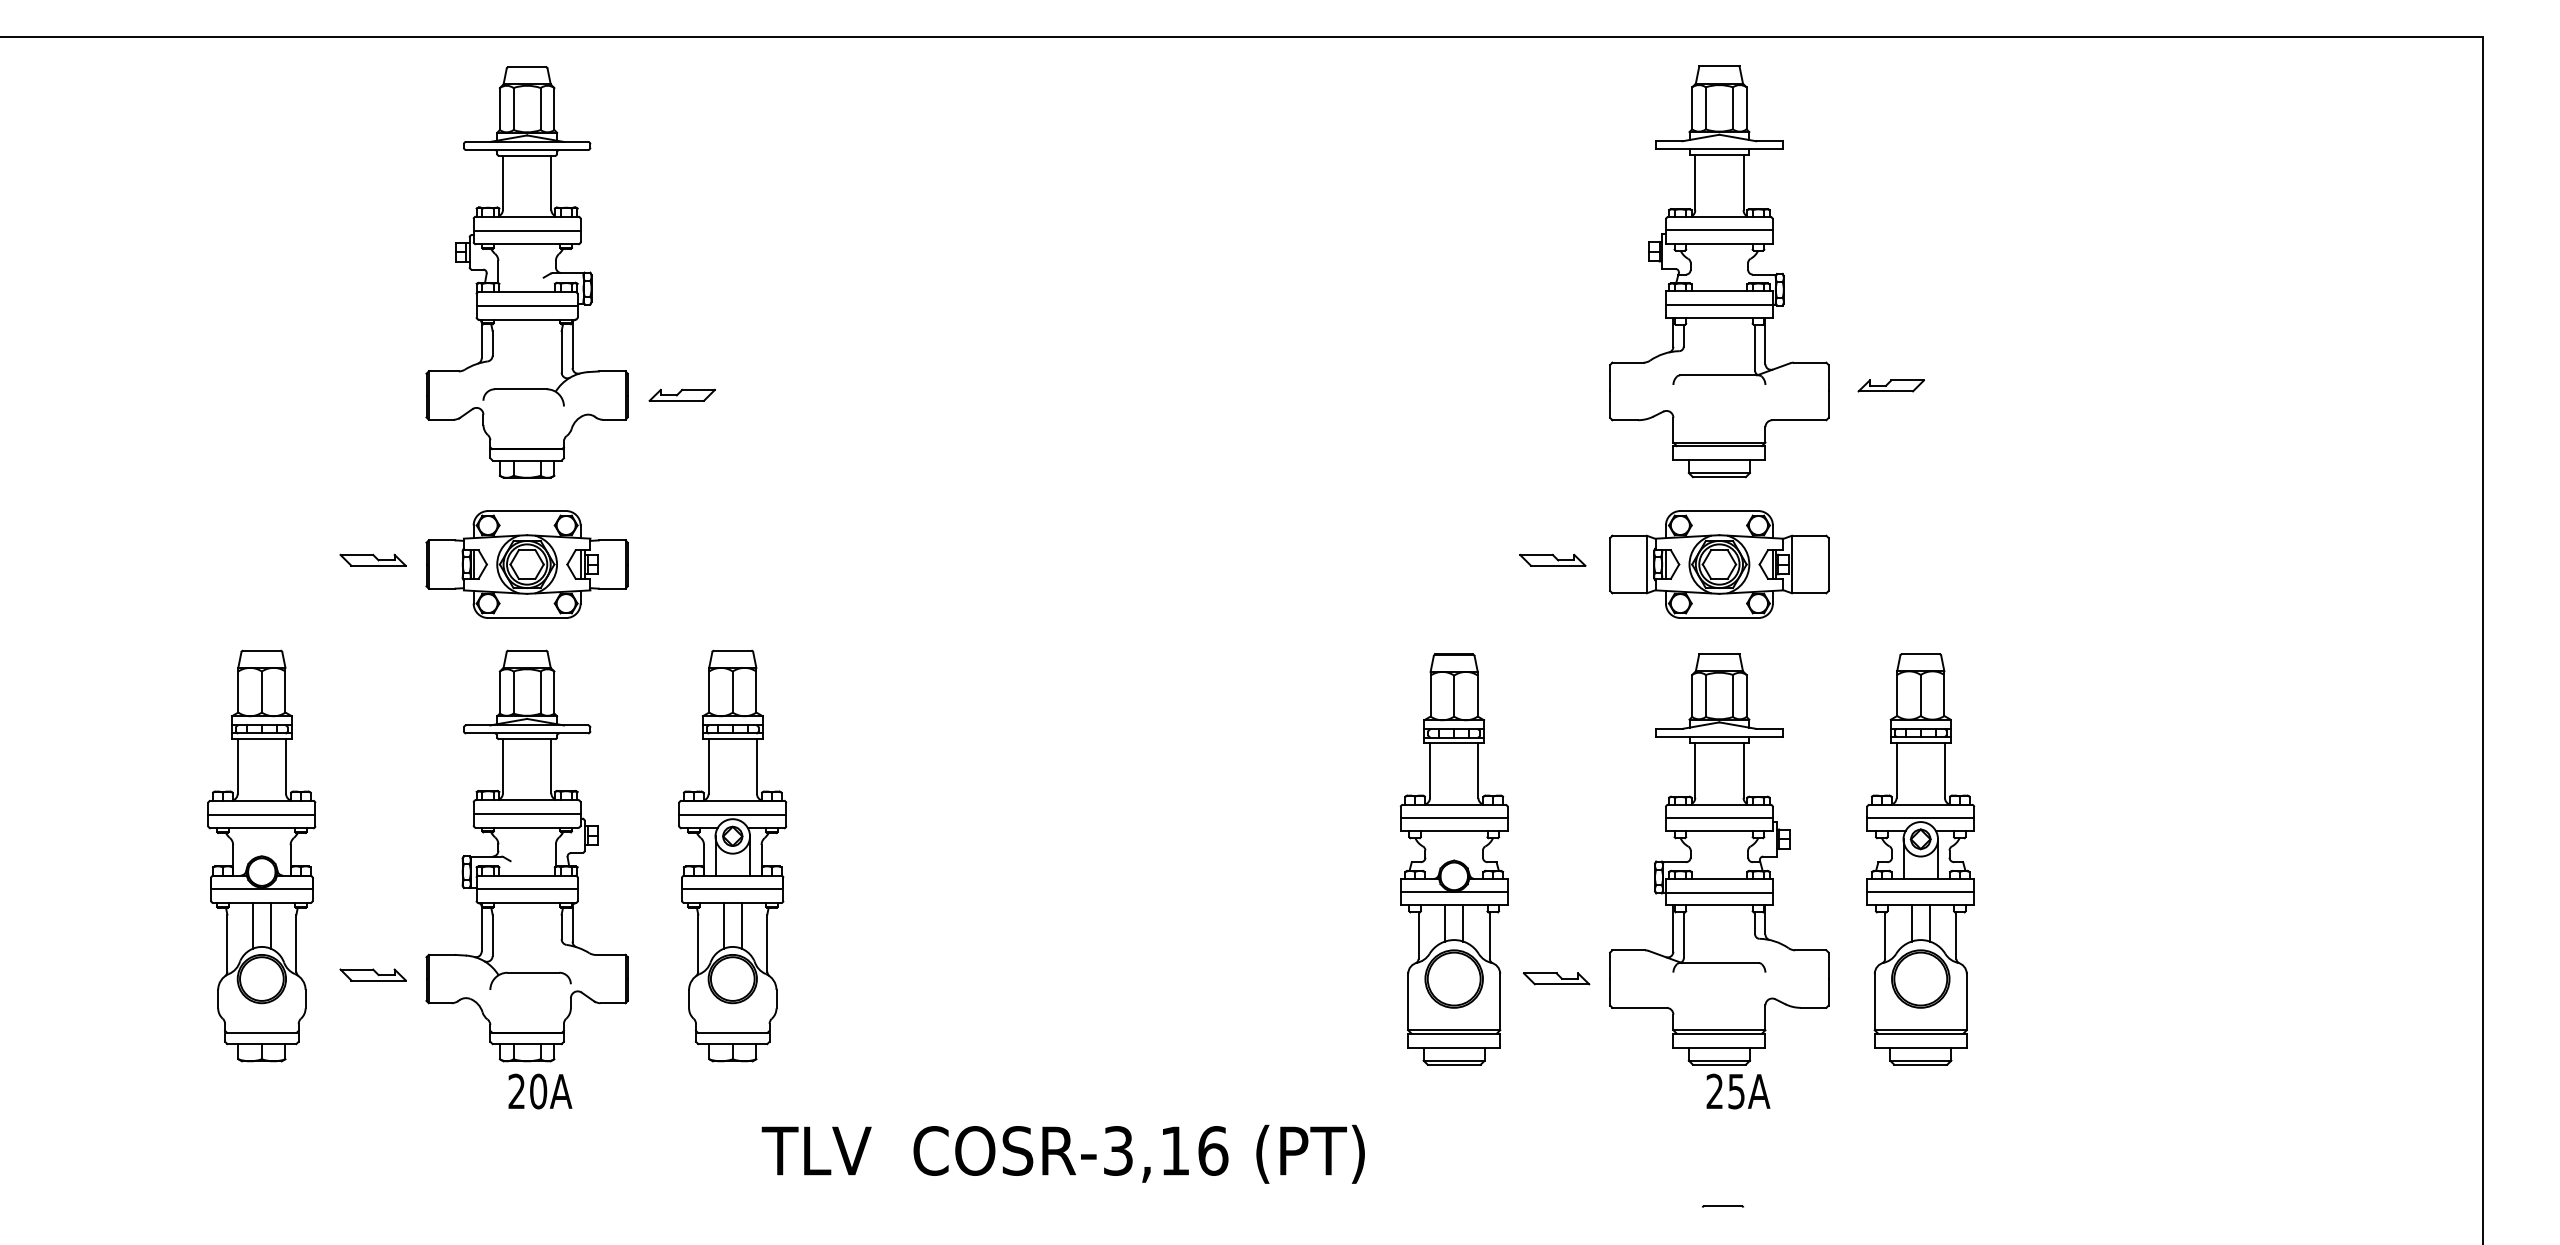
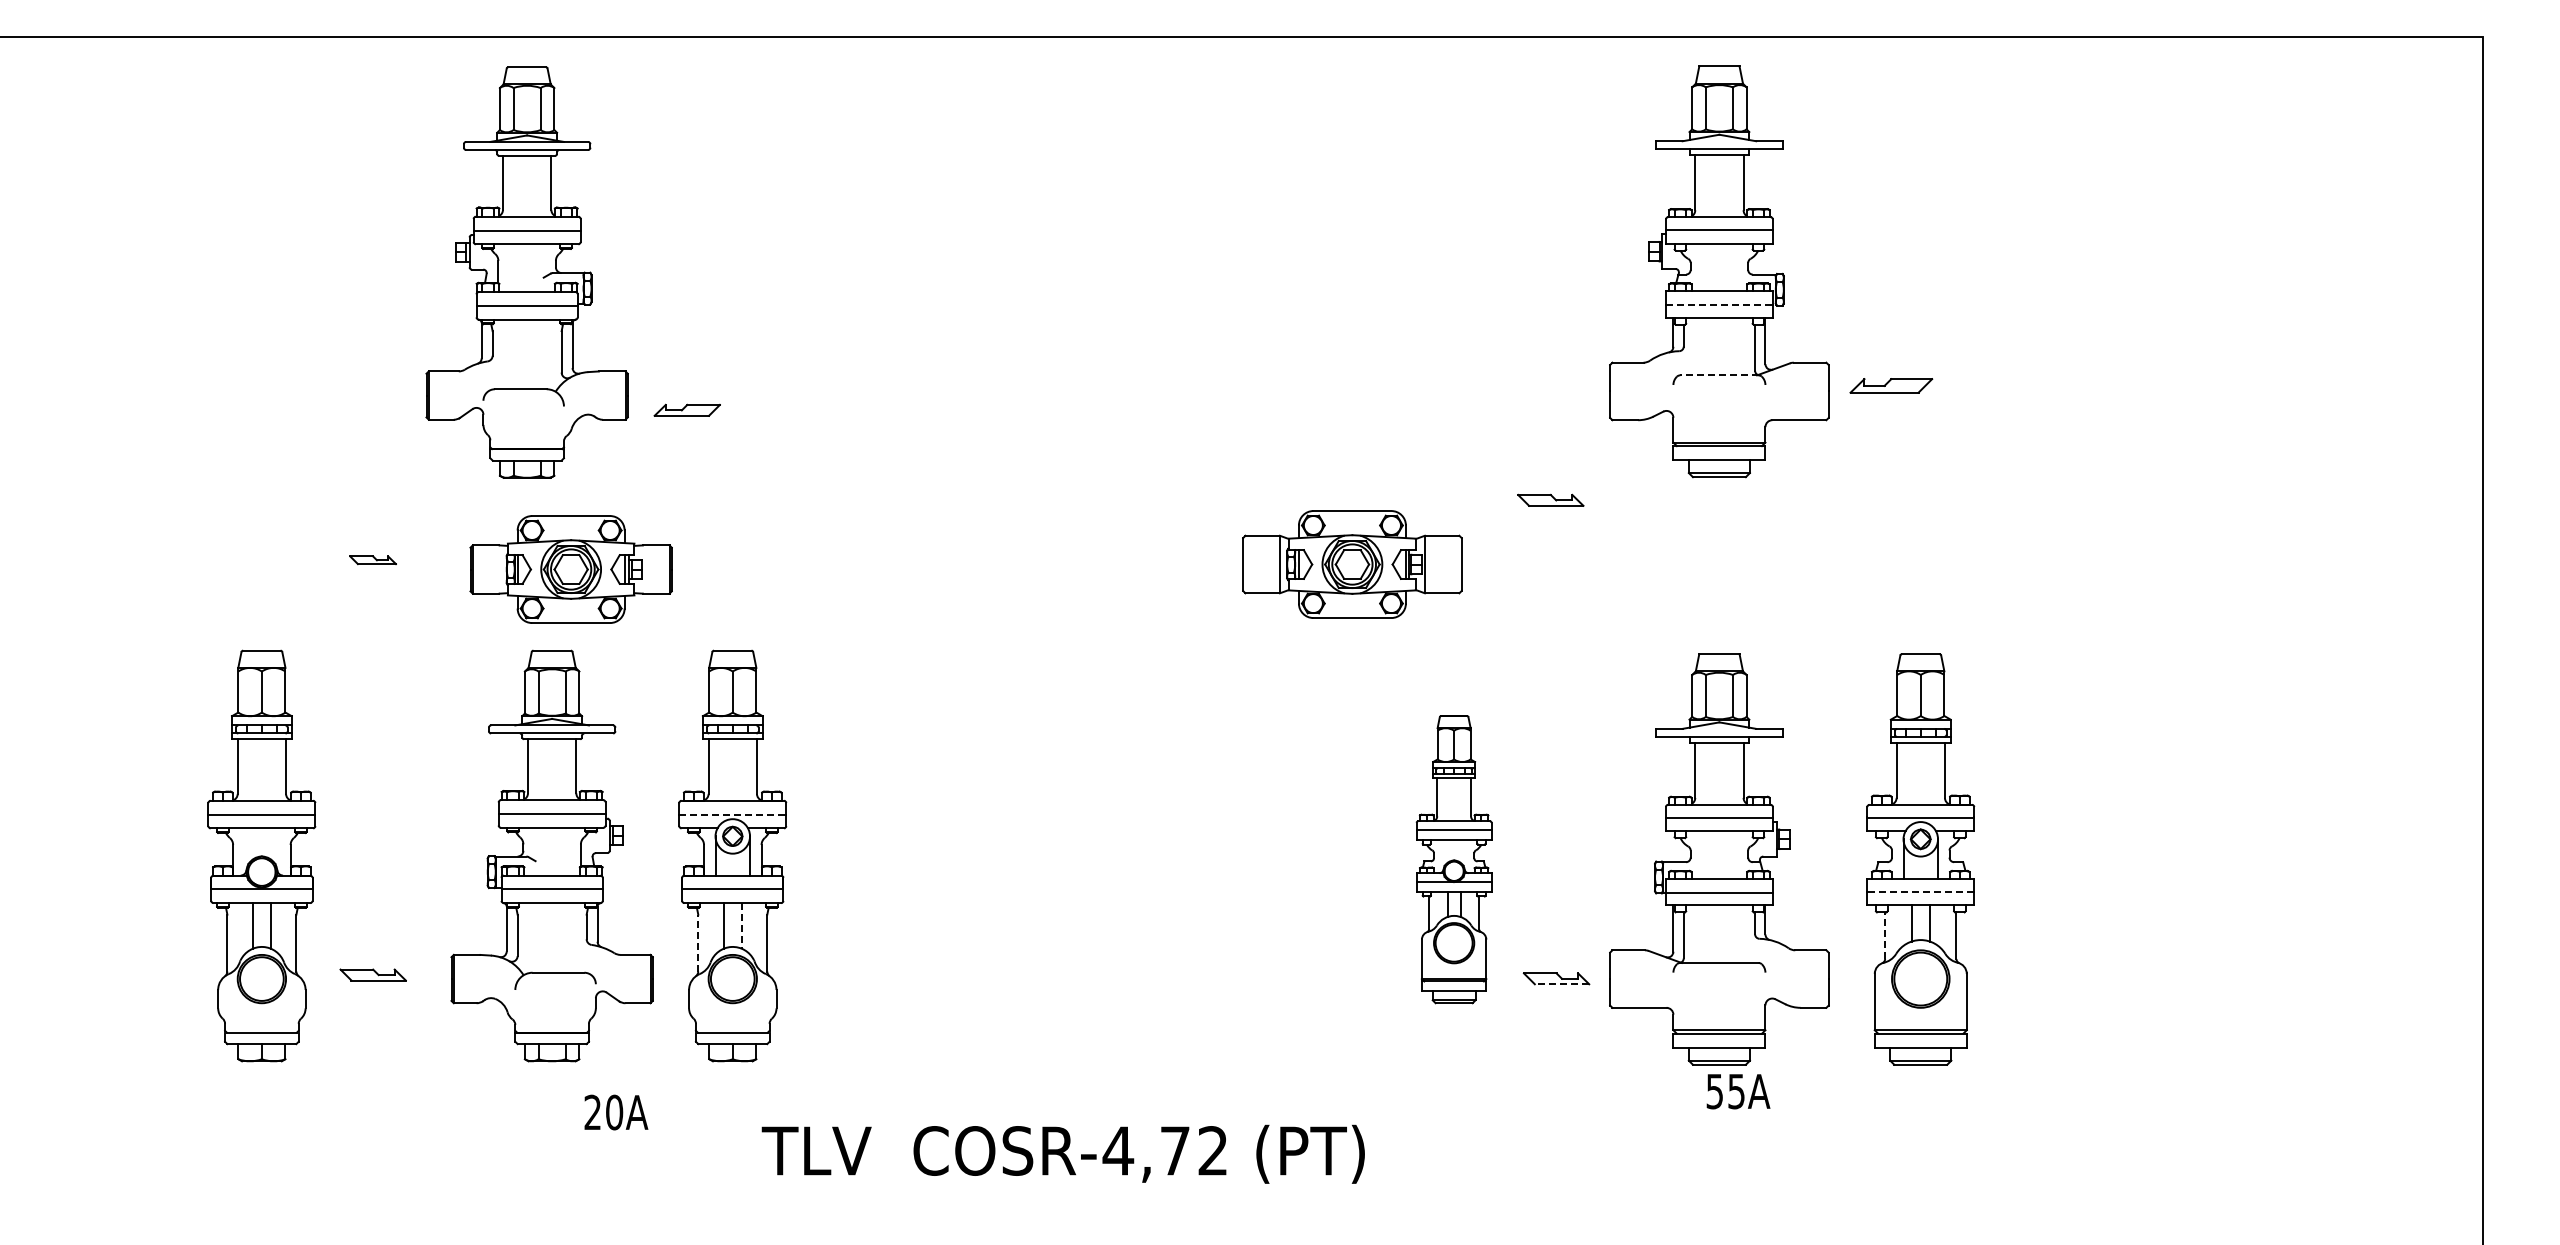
line: solid -> dashed (1720, 305)
line: solid -> dashed (1718, 375)
part size: 68x14 px -> 85x16 px (1891, 385)
part position: (681, 394) -> (686, 409) (686, 409)
part size: 68x14 px -> 48x11 px (372, 560)
part position: (1552, 559) -> (1550, 499) (1550, 499)
part position: (526, 564) -> (570, 569) (570, 569)
part position: (1719, 564) -> (1352, 564) (1352, 564)
line: solid -> dashed (733, 814)
part position: (526, 855) -> (551, 855) (551, 855)
part size: 110x413 px -> 78x290 px (1453, 859)
line: solid -> dashed (1920, 891)
line: solid -> dashed (742, 925)
line: solid -> dashed (1885, 935)
line: solid -> dashed (698, 942)
line: solid -> dashed (1561, 984)
text position: (540, 1091) -> (616, 1112) (616, 1112)
text: 25A -> 55A (1714, 1091)
text: COSR-3,16 -> COSR-4,72 (1165, 1150)
line: present -> none (1722, 1206)
